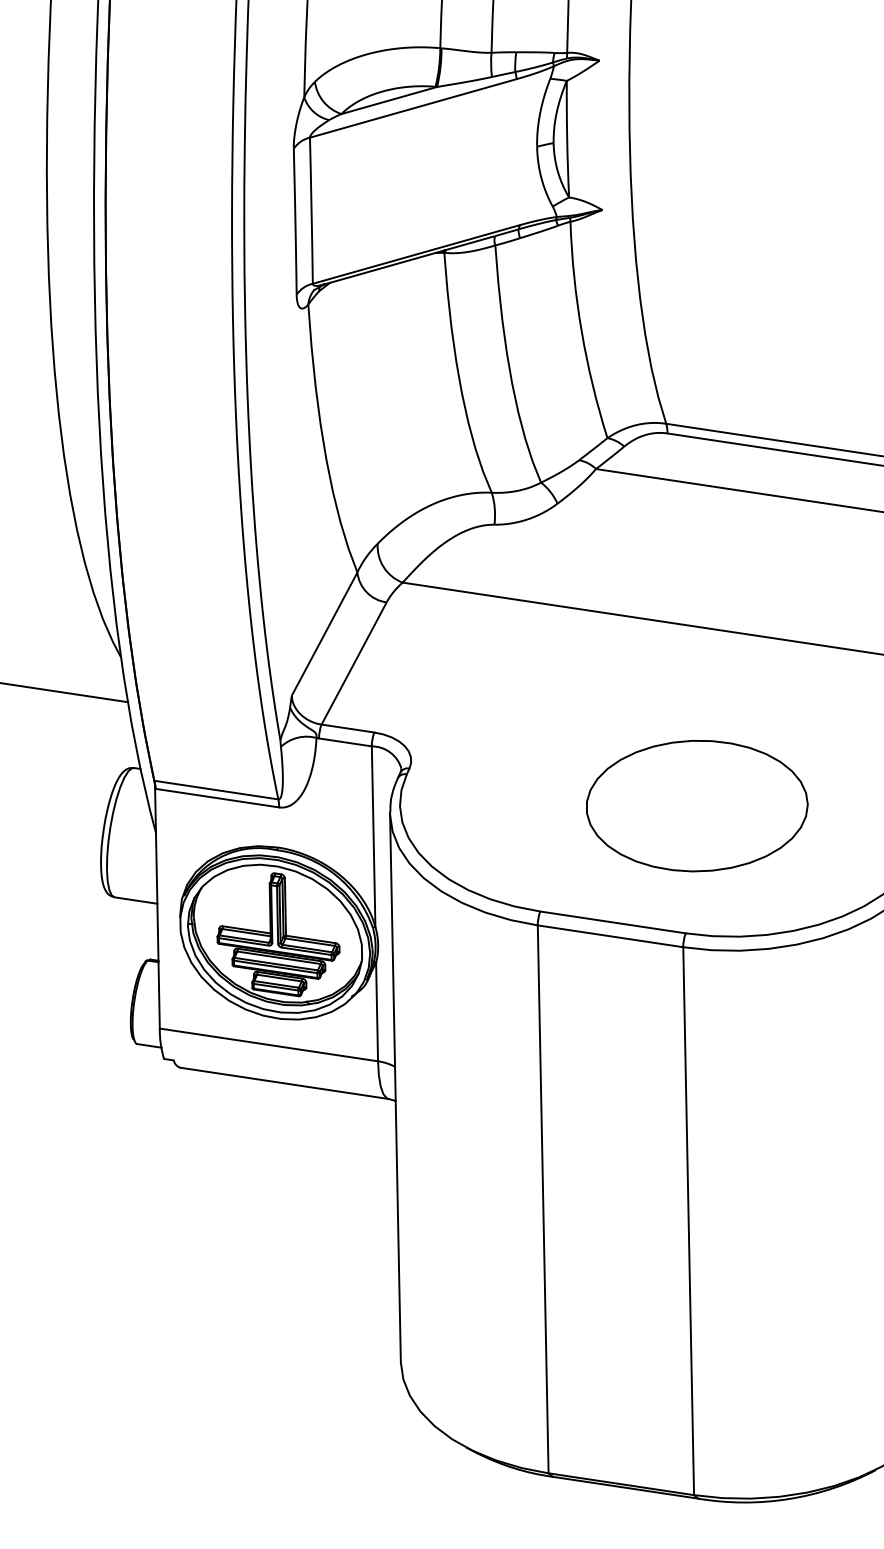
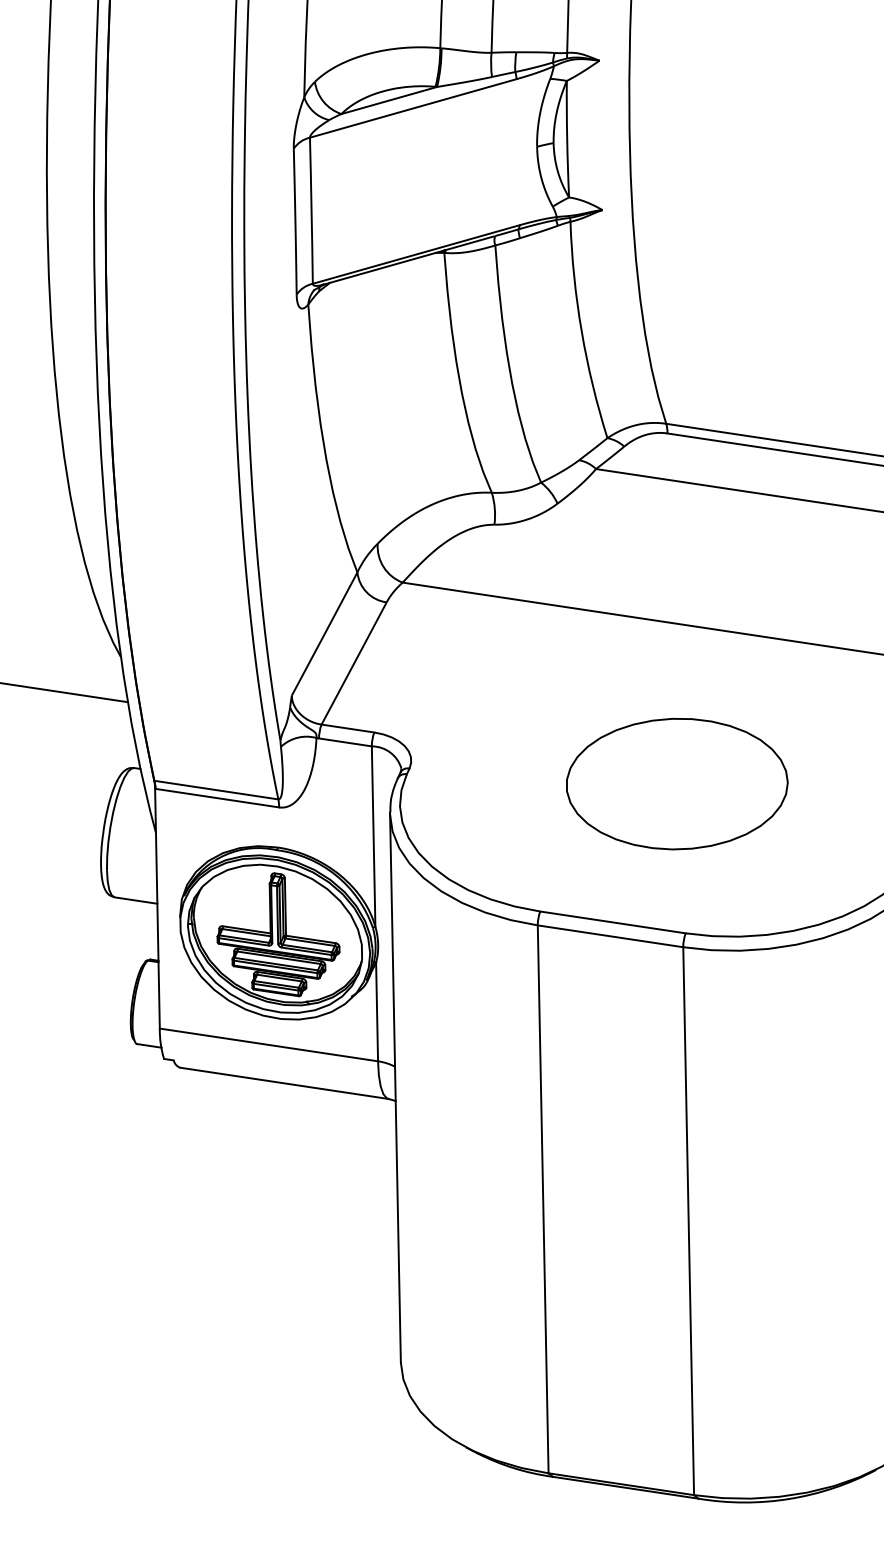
part position: (697, 806) -> (677, 784) (677, 784)
